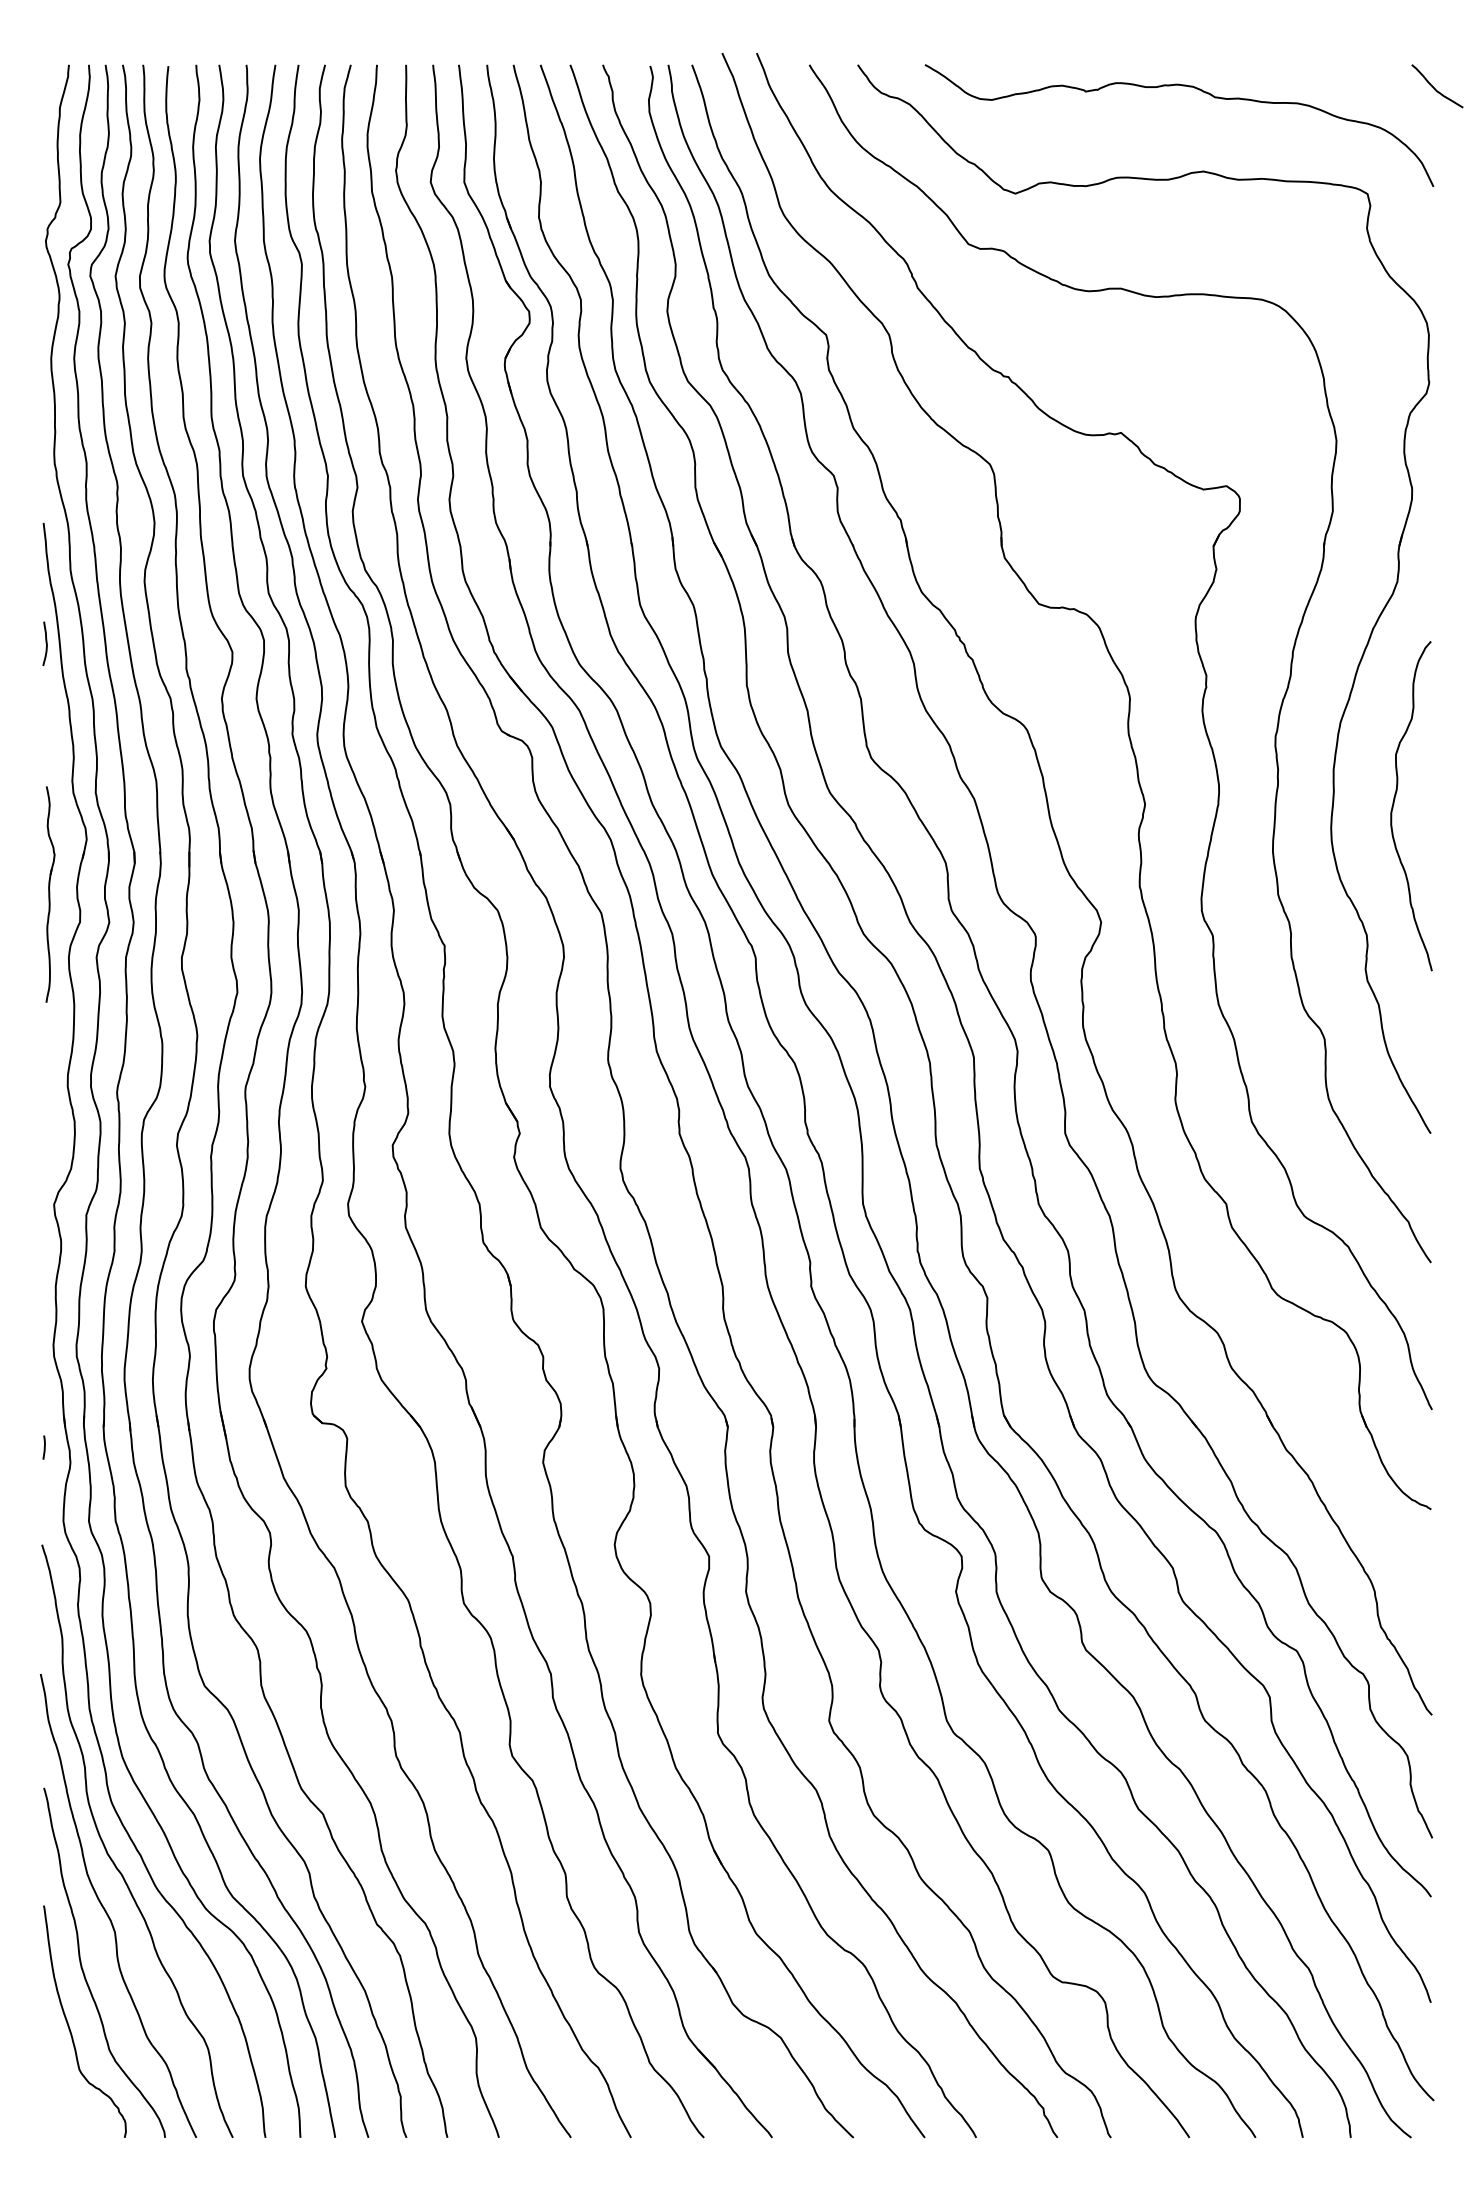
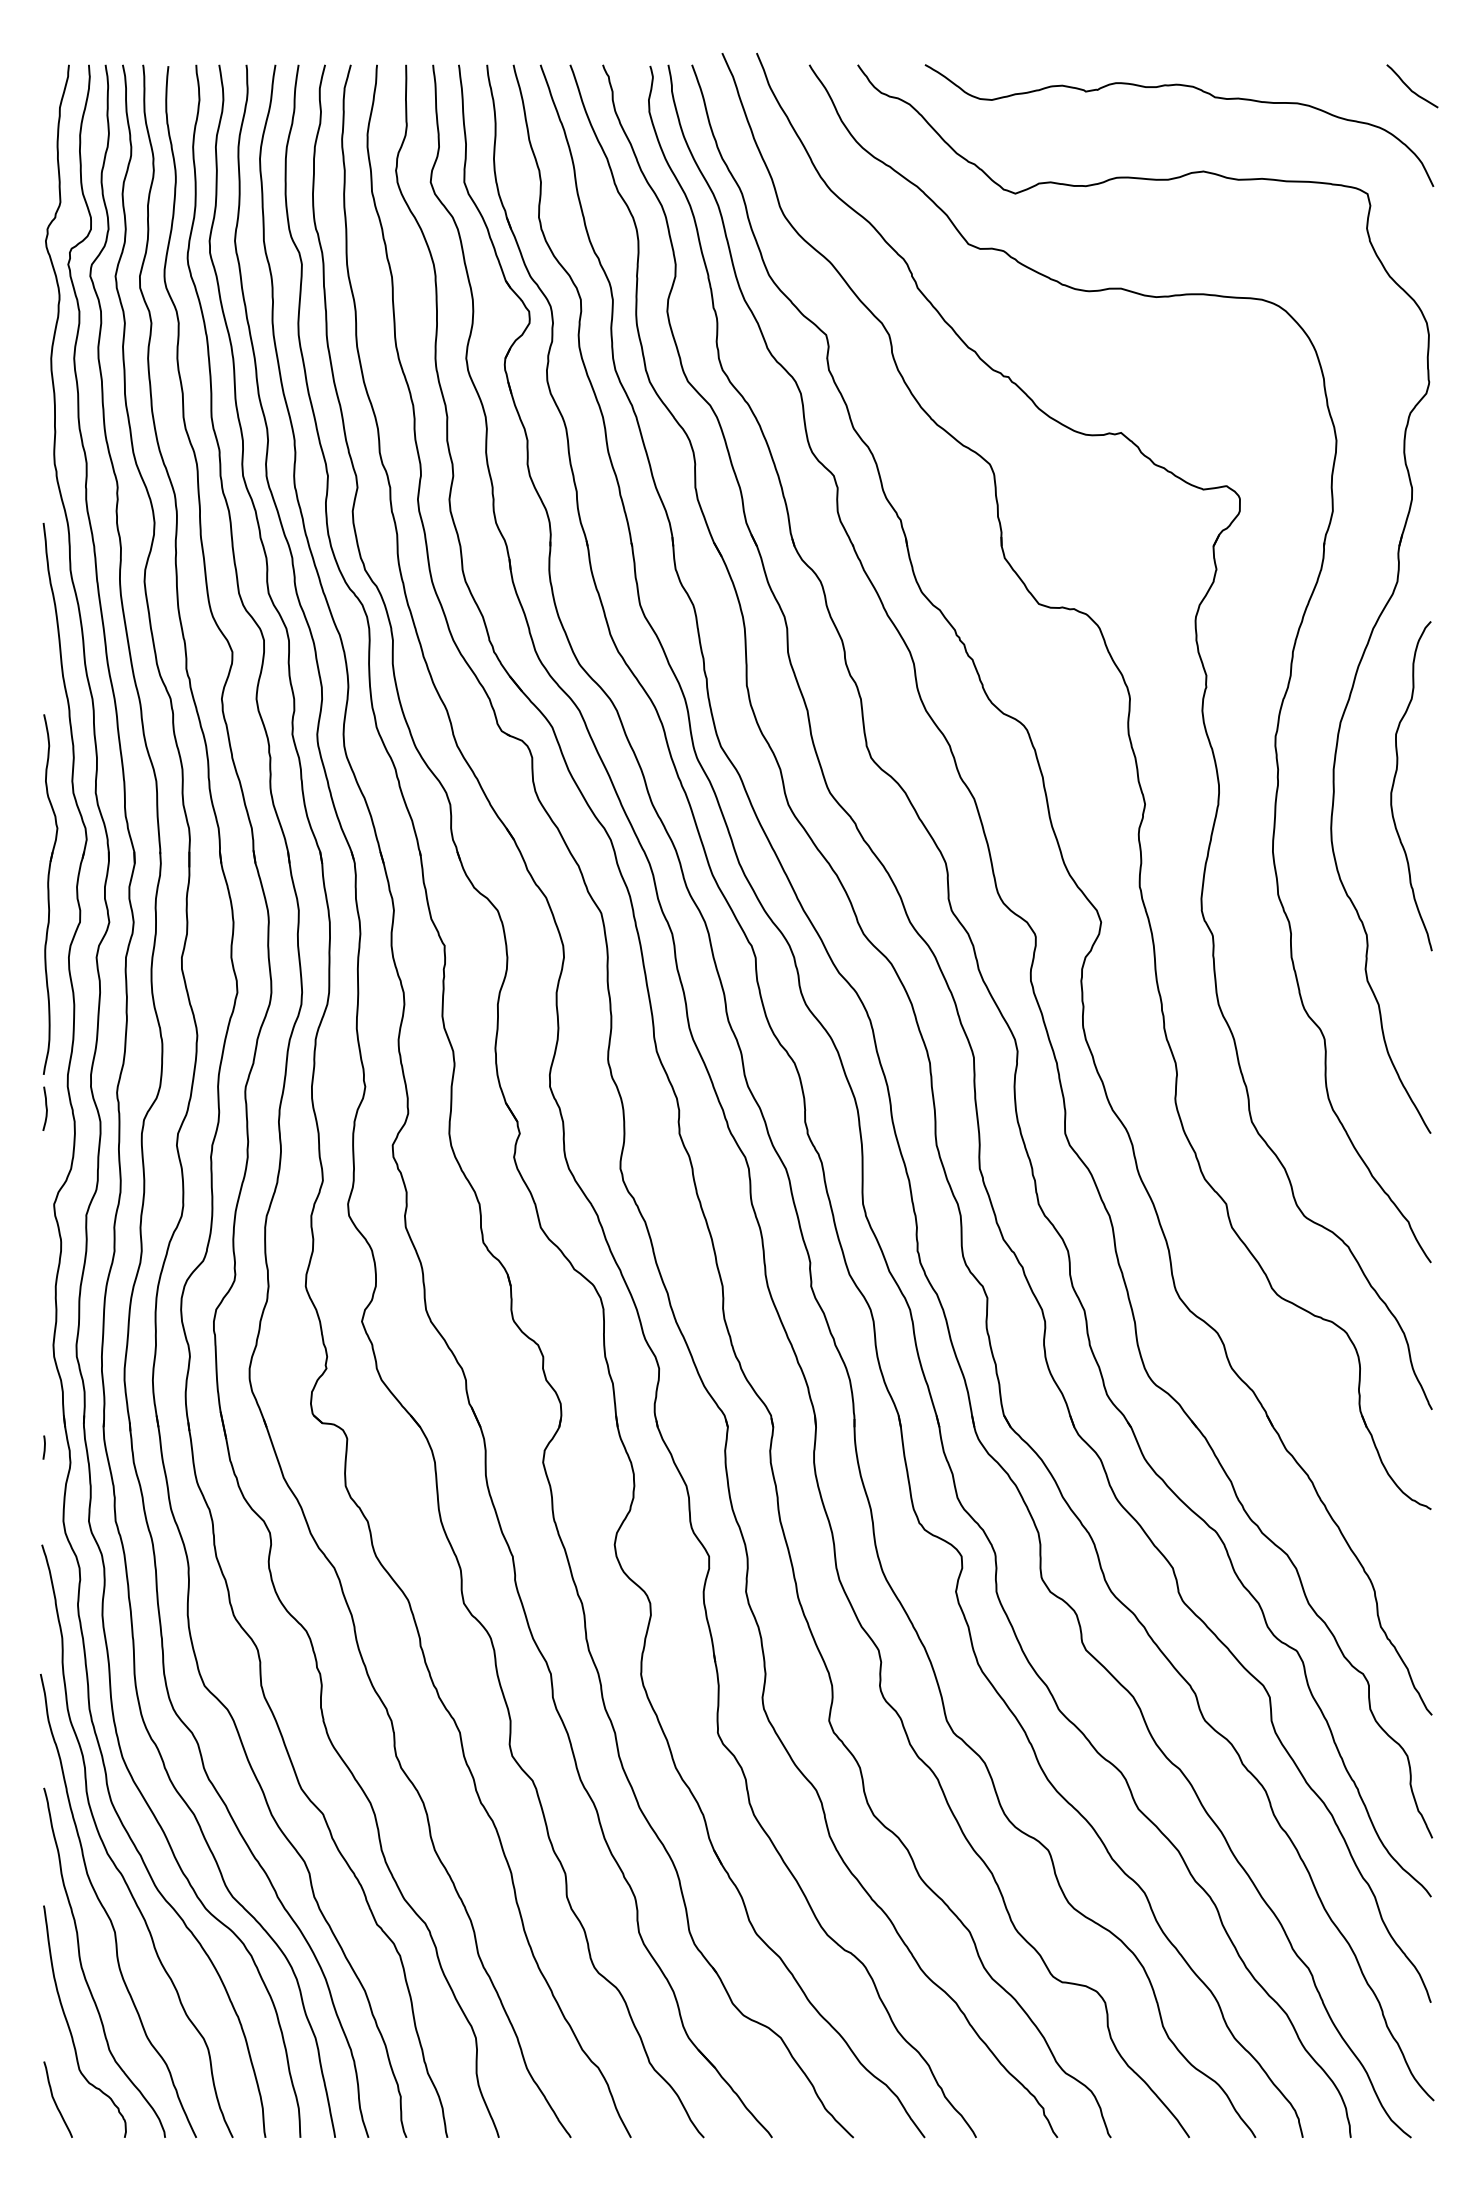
curve position: (1435, 88) -> (1410, 88) (1410, 88)
curve position: (45, 643) -> (45, 1108) (45, 1108)
curve position: (1394, 804) -> (1394, 784) (1394, 784)
part size: 11x217 px -> 17x361 px (50, 894)
curve: none -> present (55, 2100)
